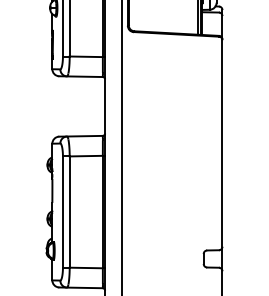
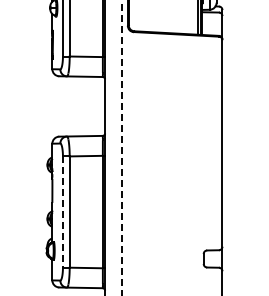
line: solid -> dashed (122, 148)
line: solid -> dashed (62, 212)
